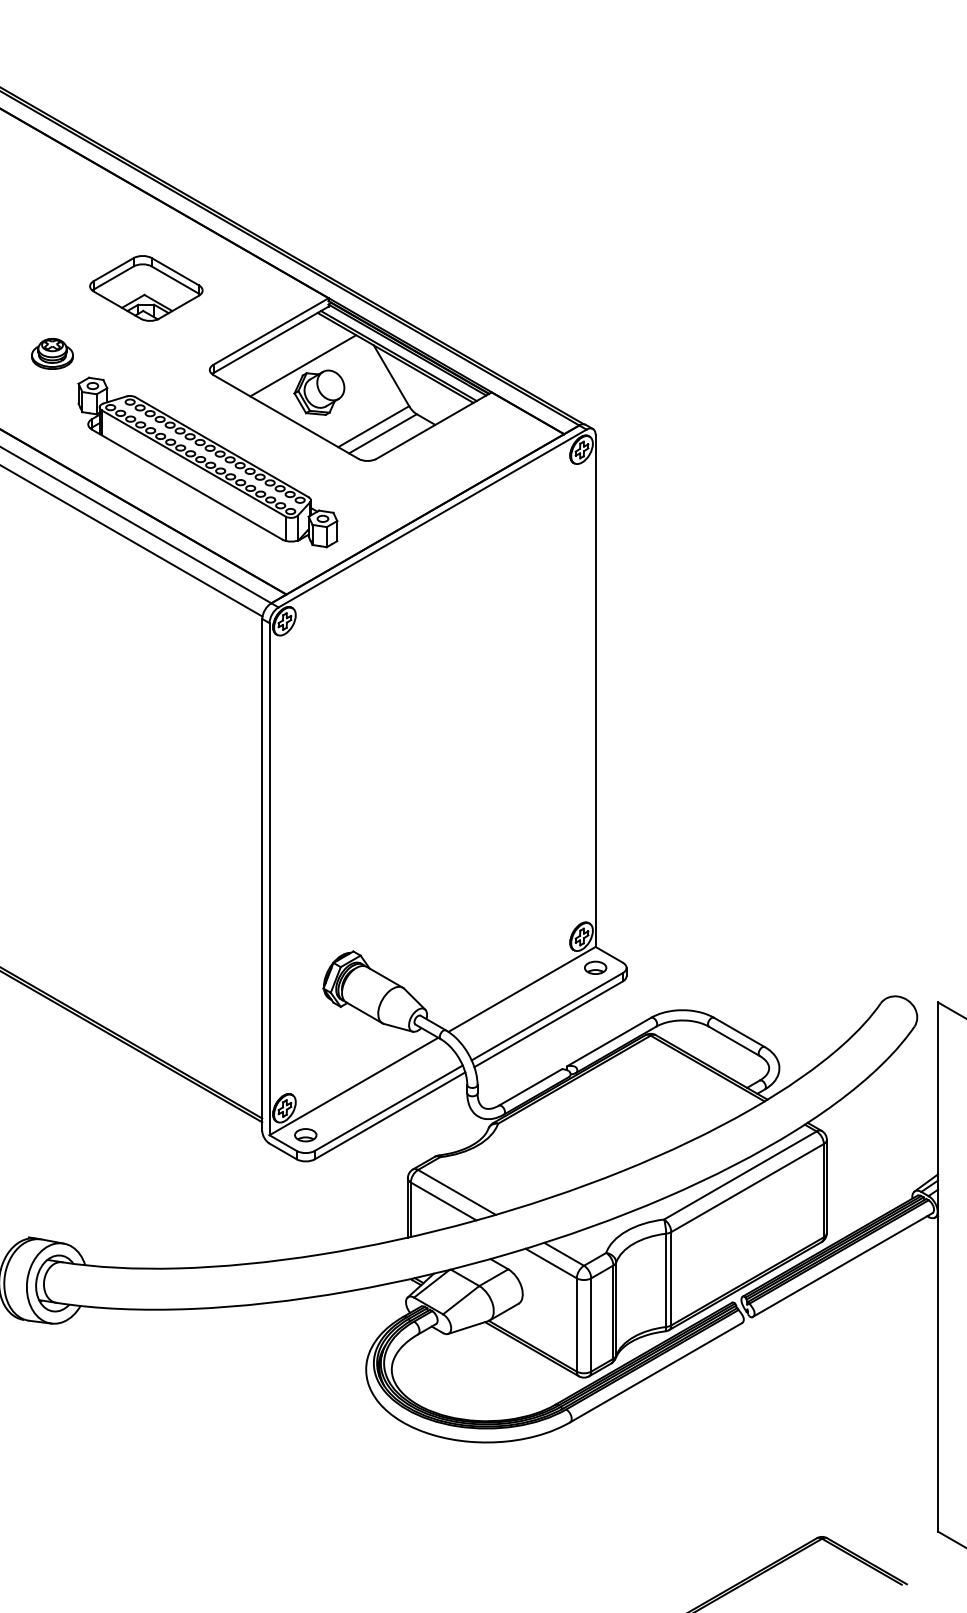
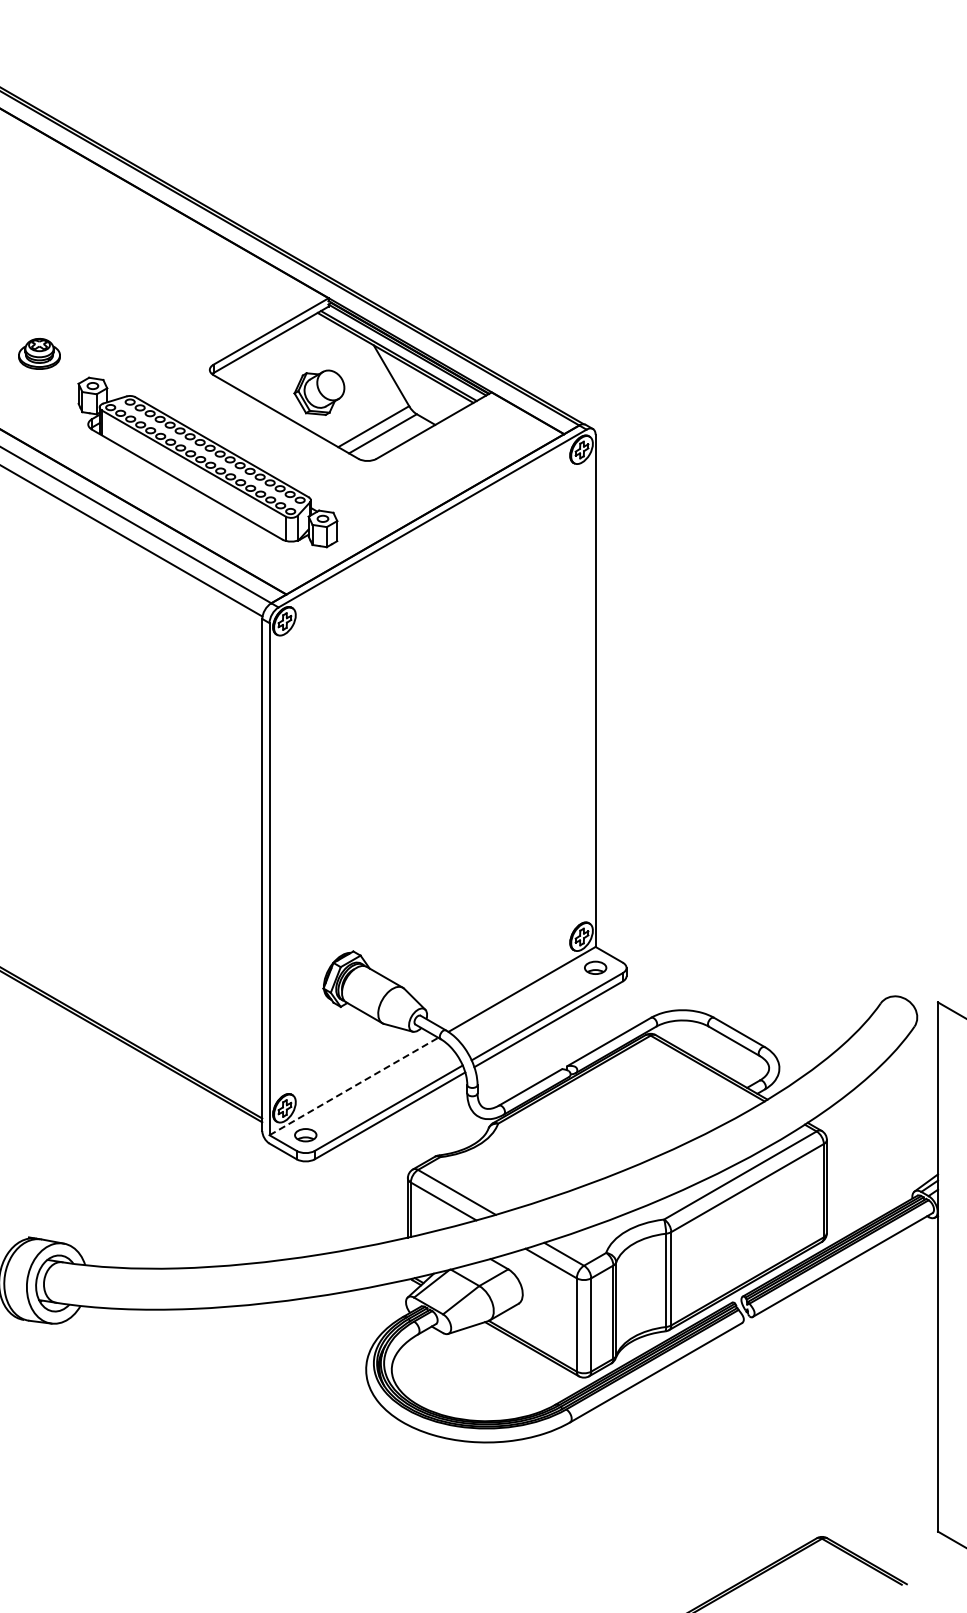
part: present -> none (146, 288)
part position: (52, 353) -> (39, 353) (39, 353)
line: present -> none (303, 365)
line: solid -> dashed (354, 1086)
